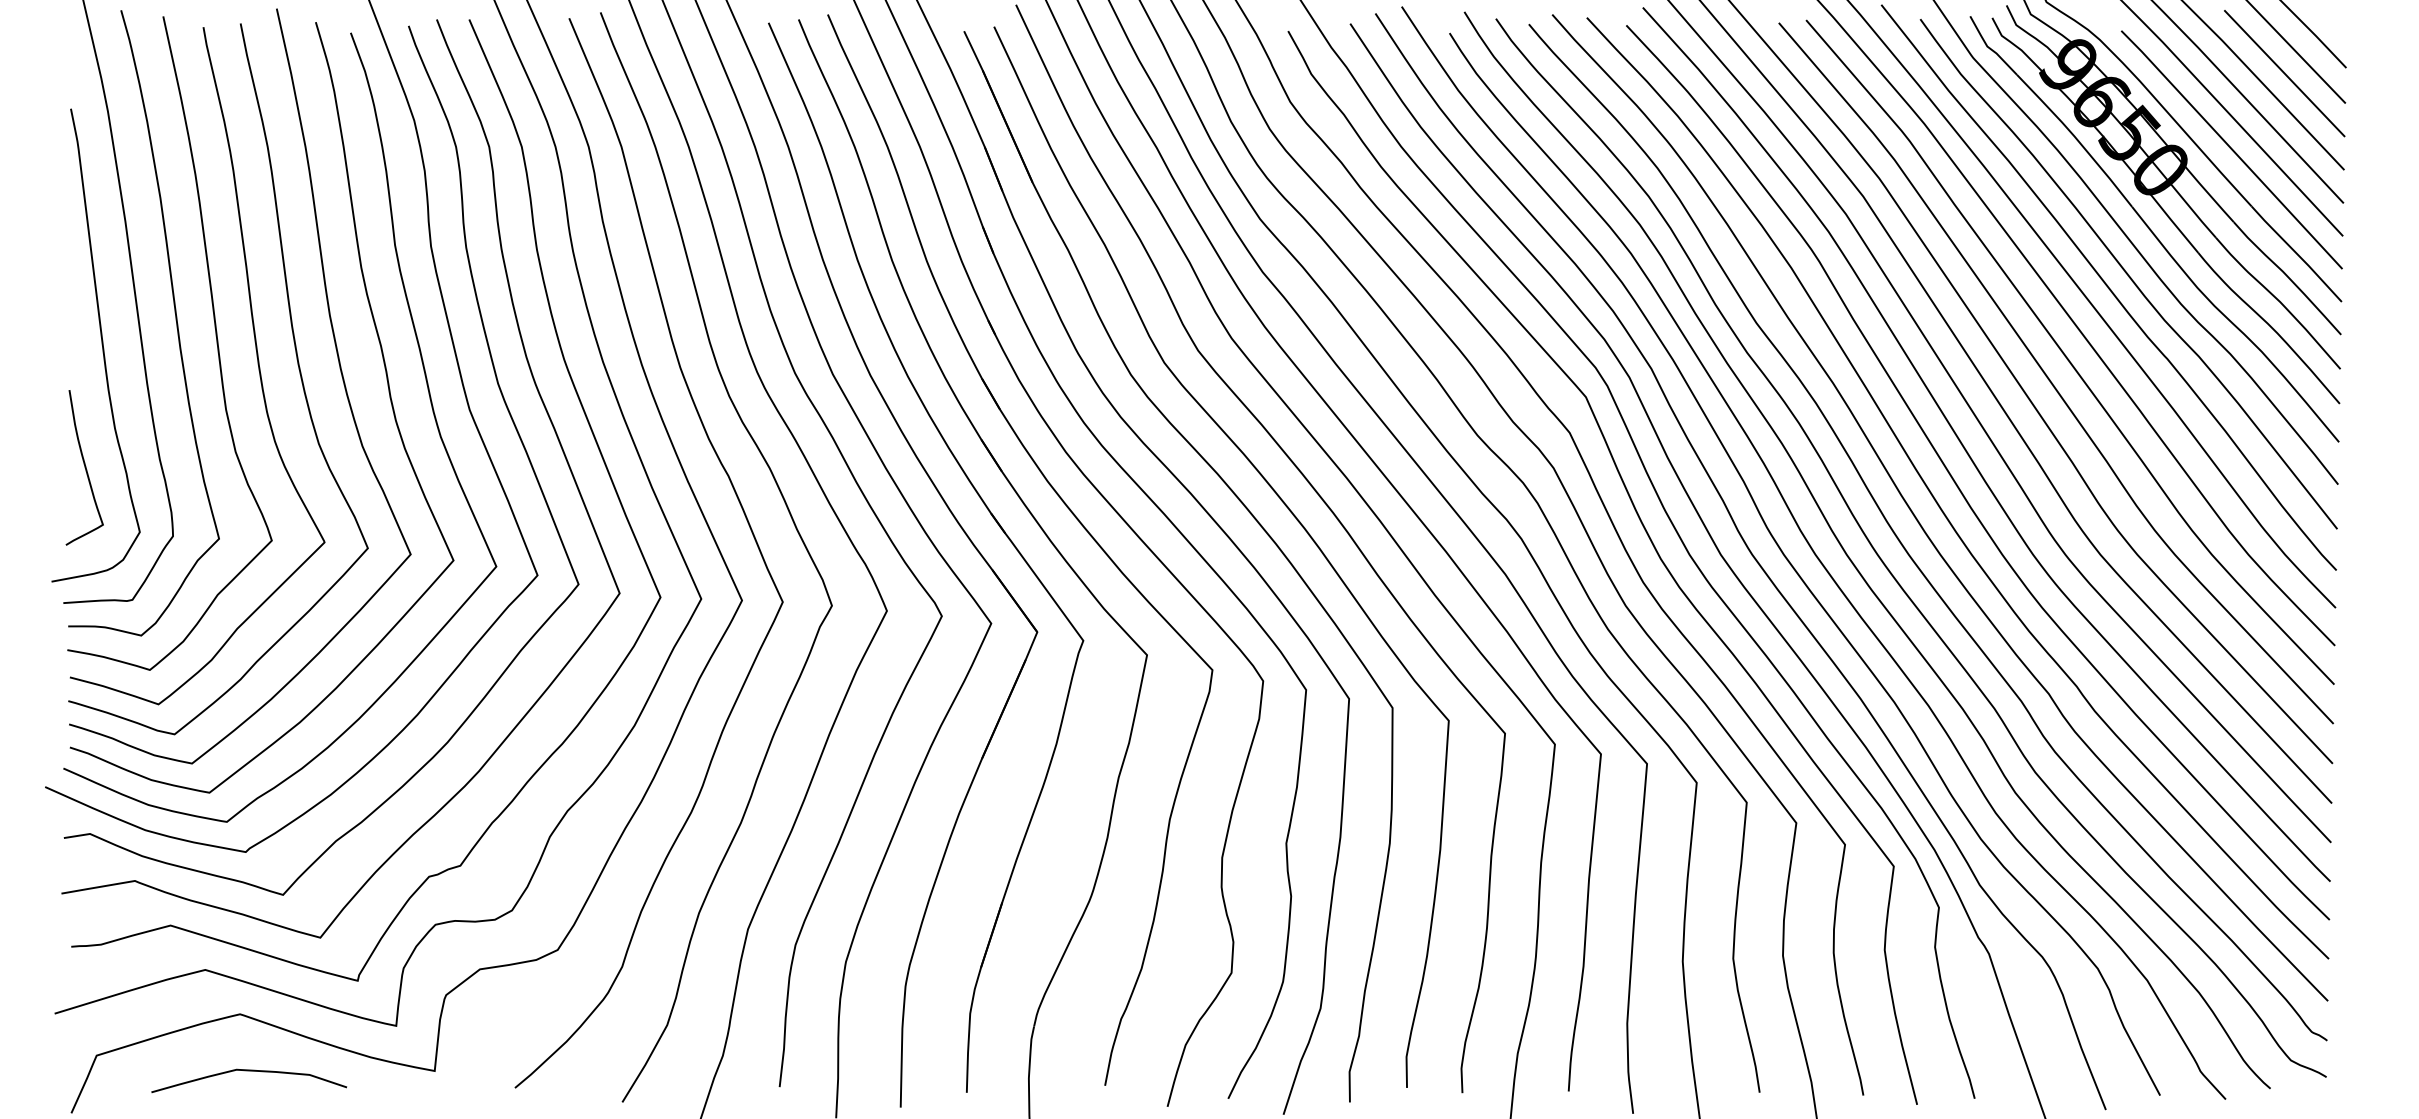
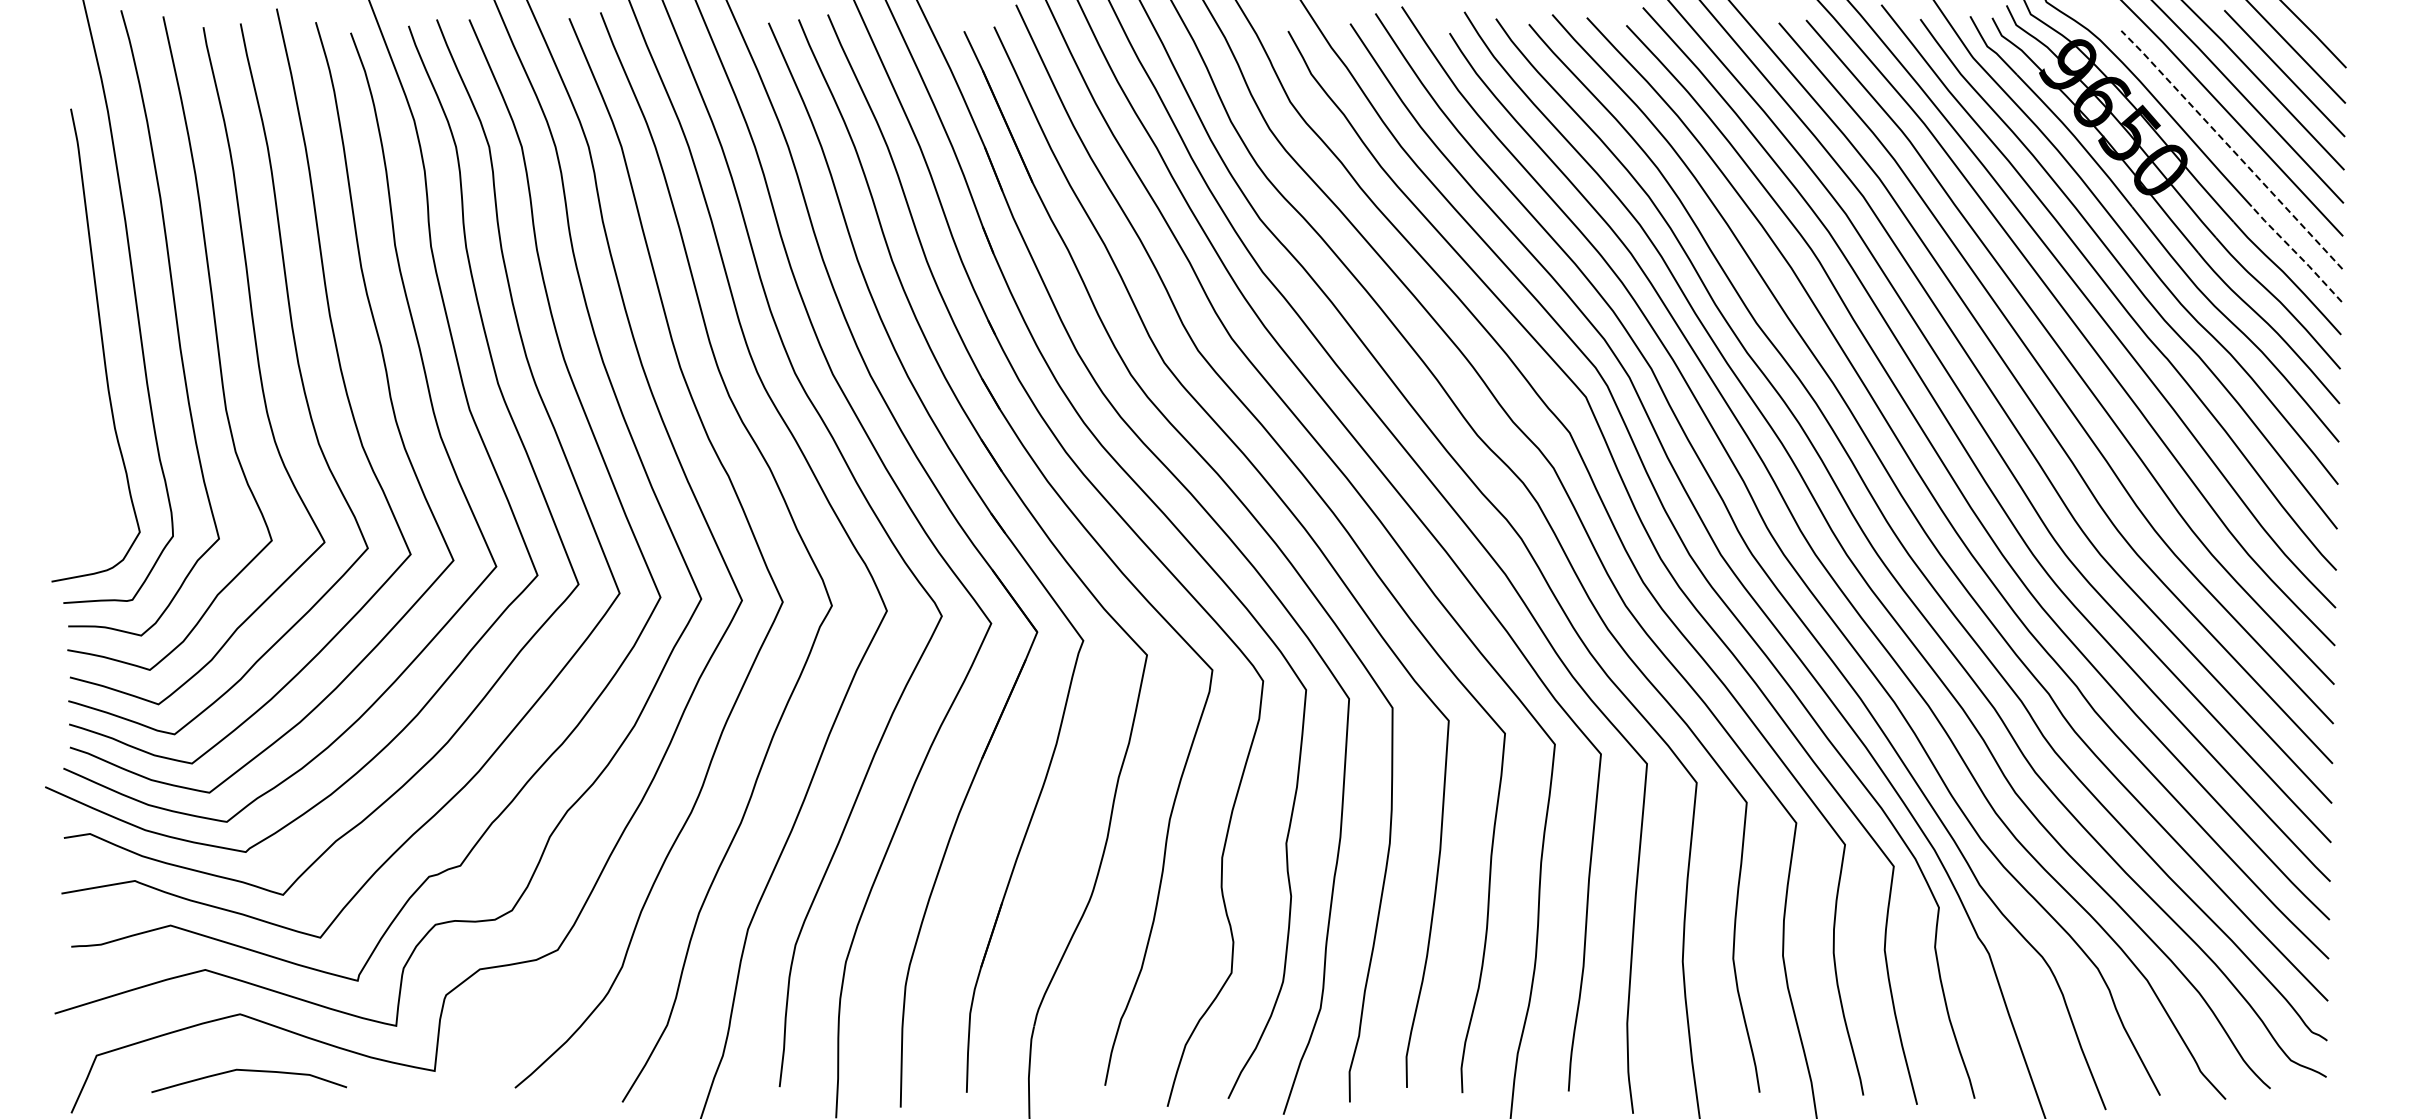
line: solid -> dashed (2231, 148)
line: solid -> dashed (2296, 253)
curve: present -> none (84, 467)
